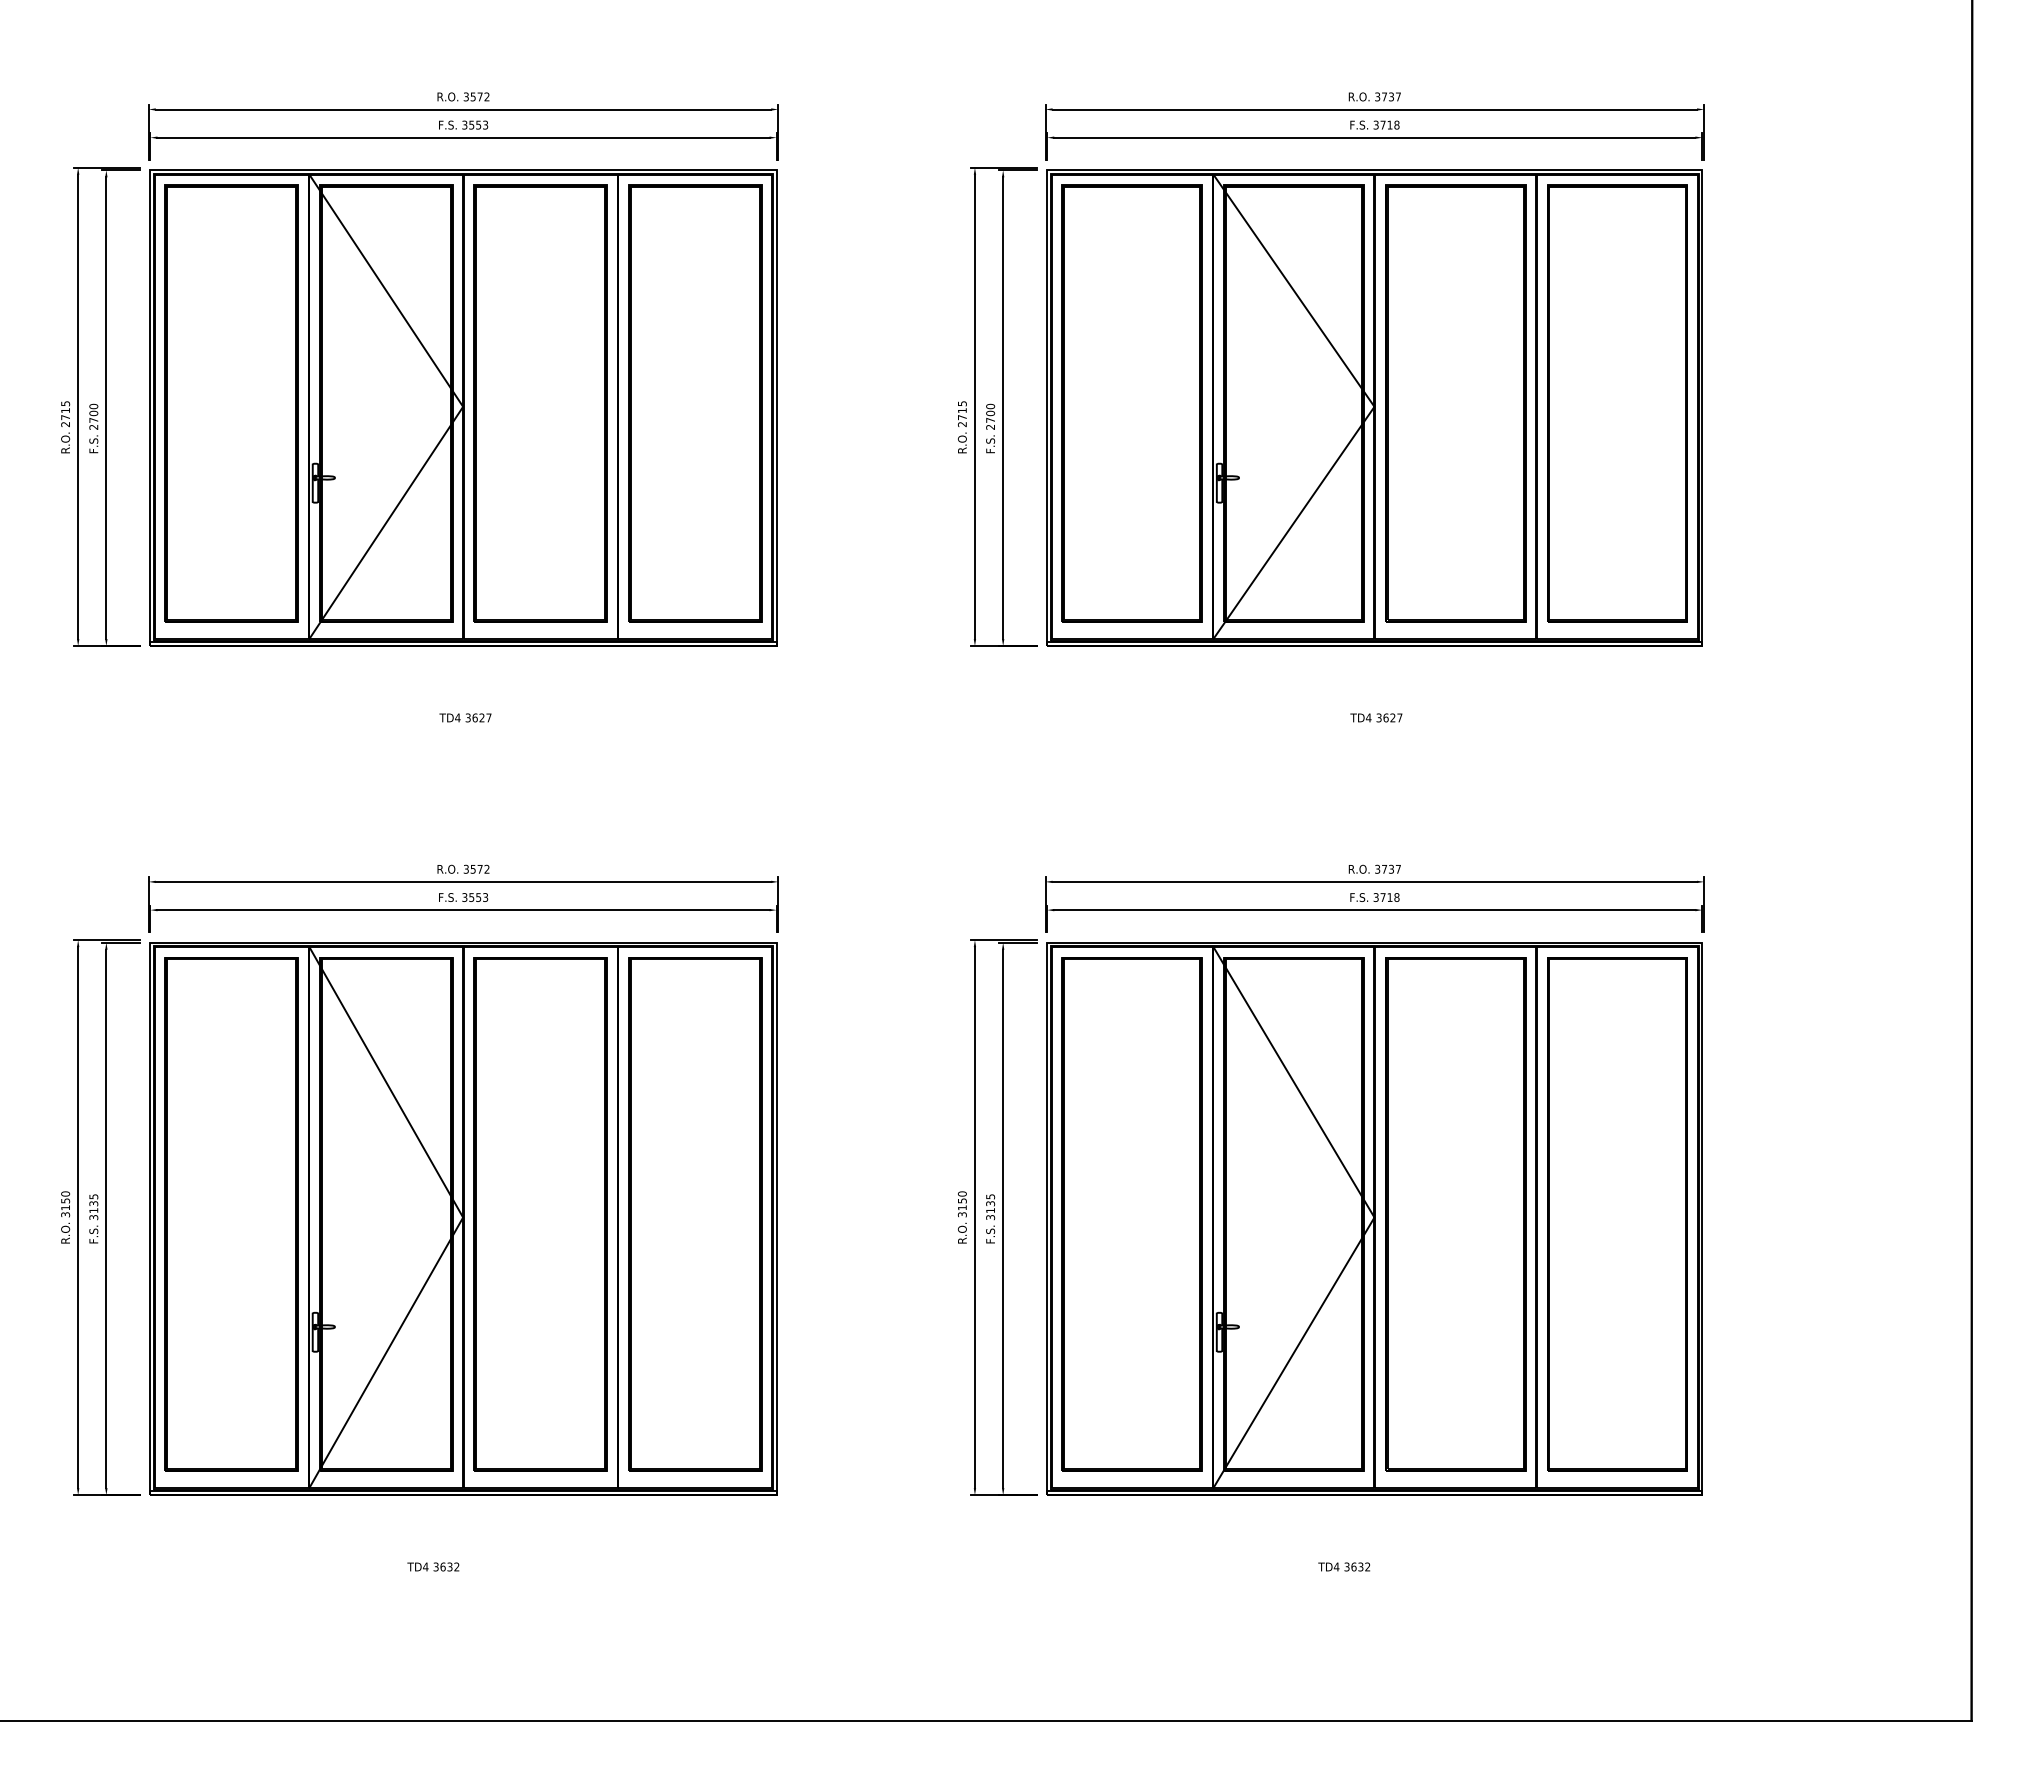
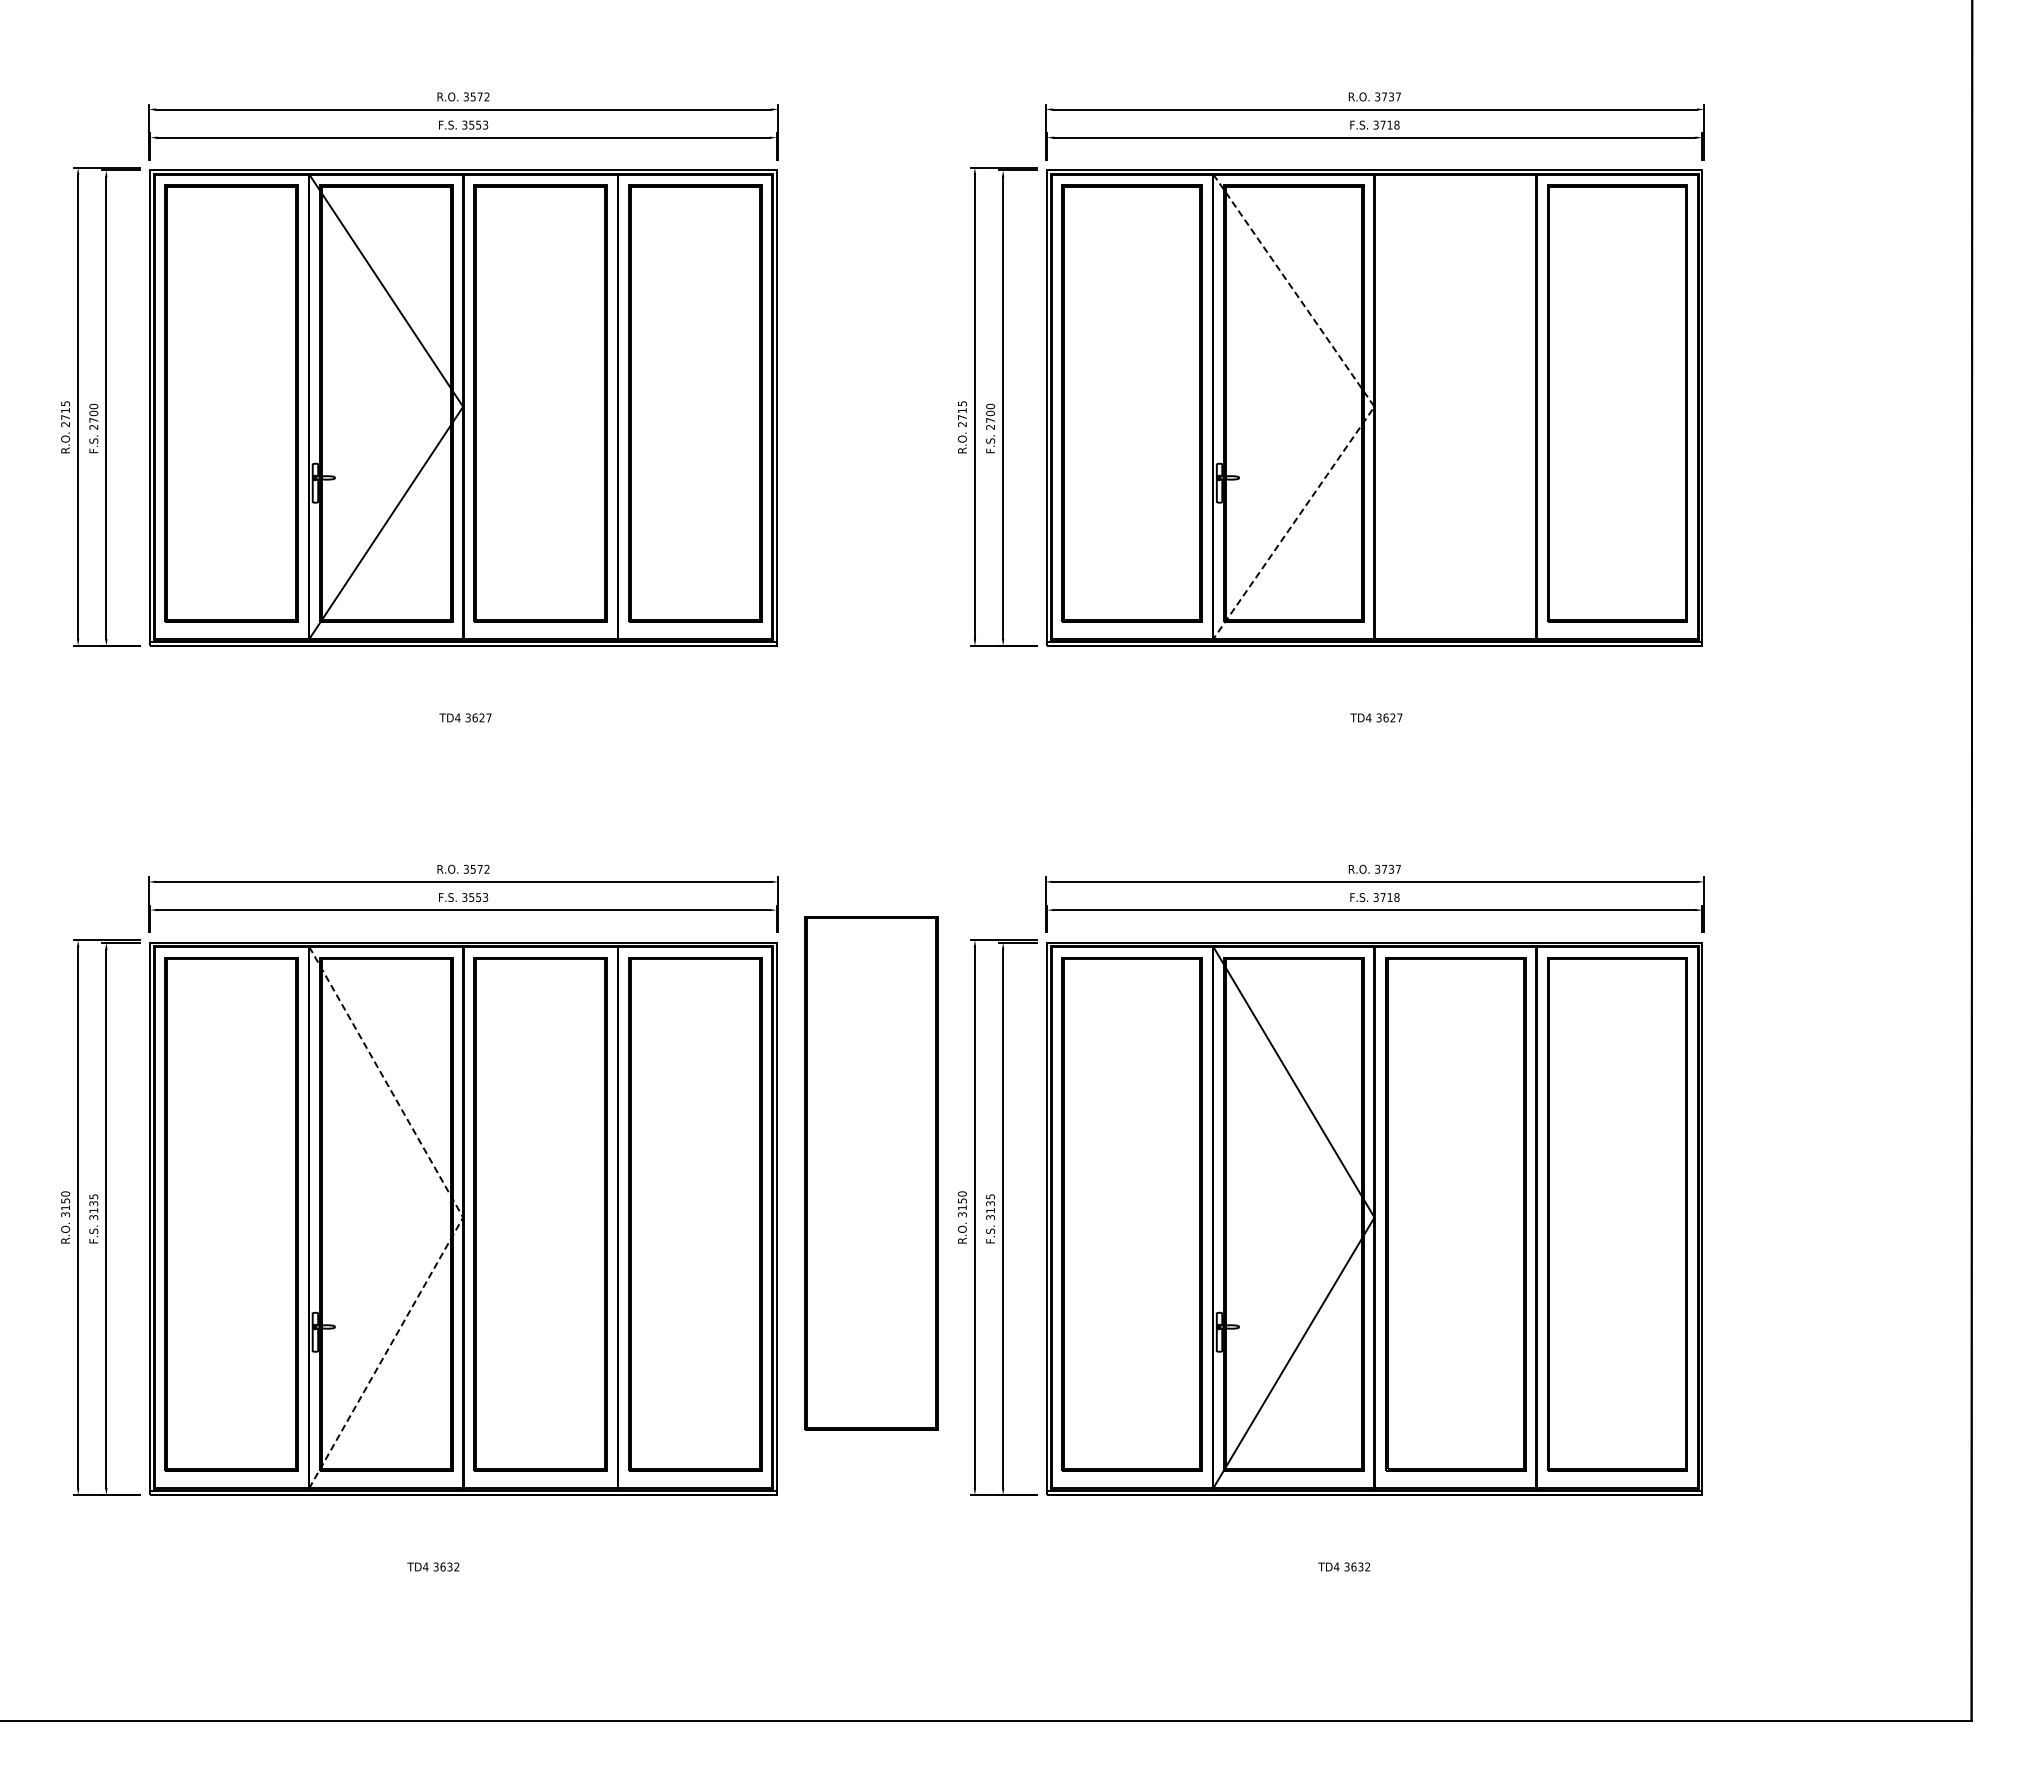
part: present -> none (1455, 403)
line: solid -> dashed (1374, 406)
part: none -> present (871, 1173)
line: solid -> dashed (463, 1217)
